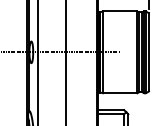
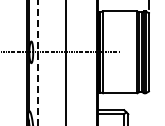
line: solid -> dashed (37, 62)
